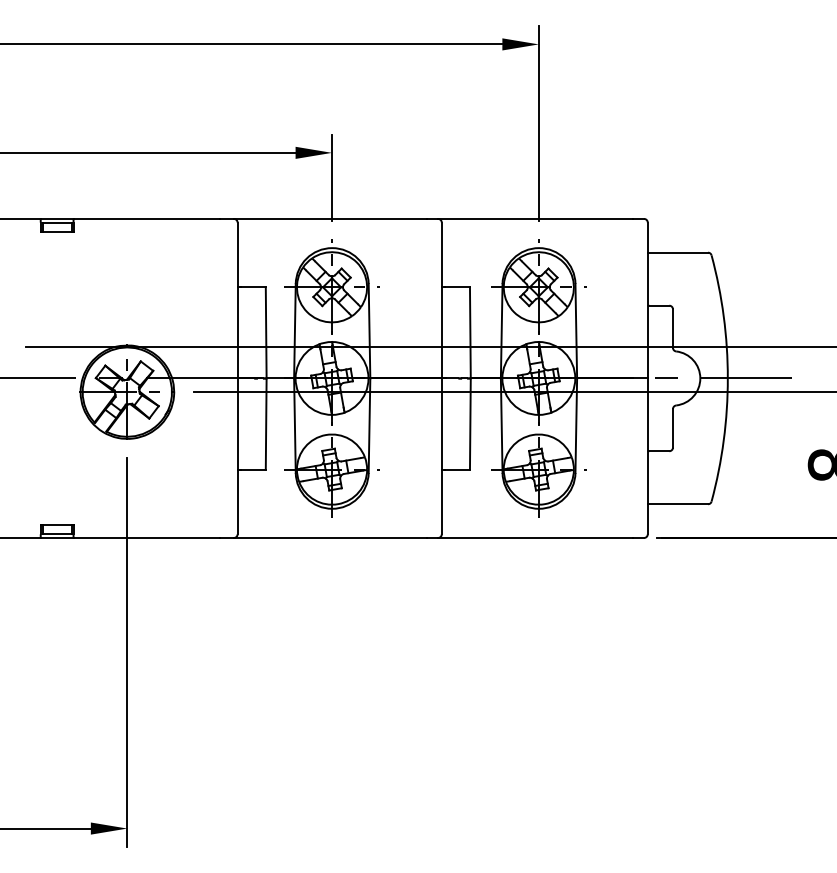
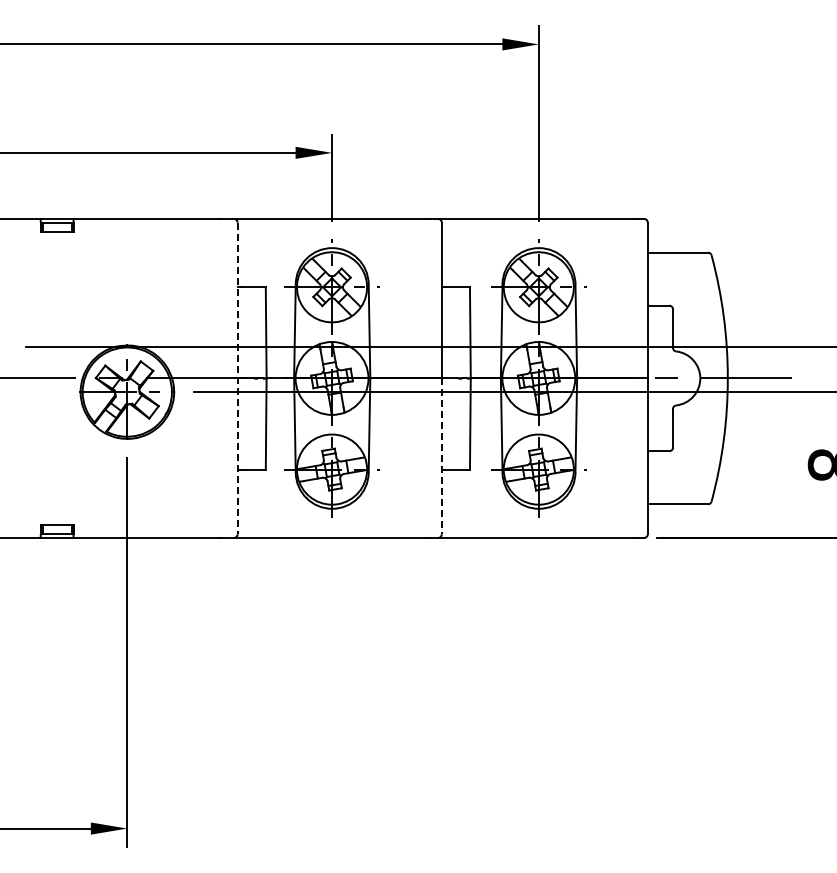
line: solid -> dashed (237, 378)
line: solid -> dashed (441, 456)
